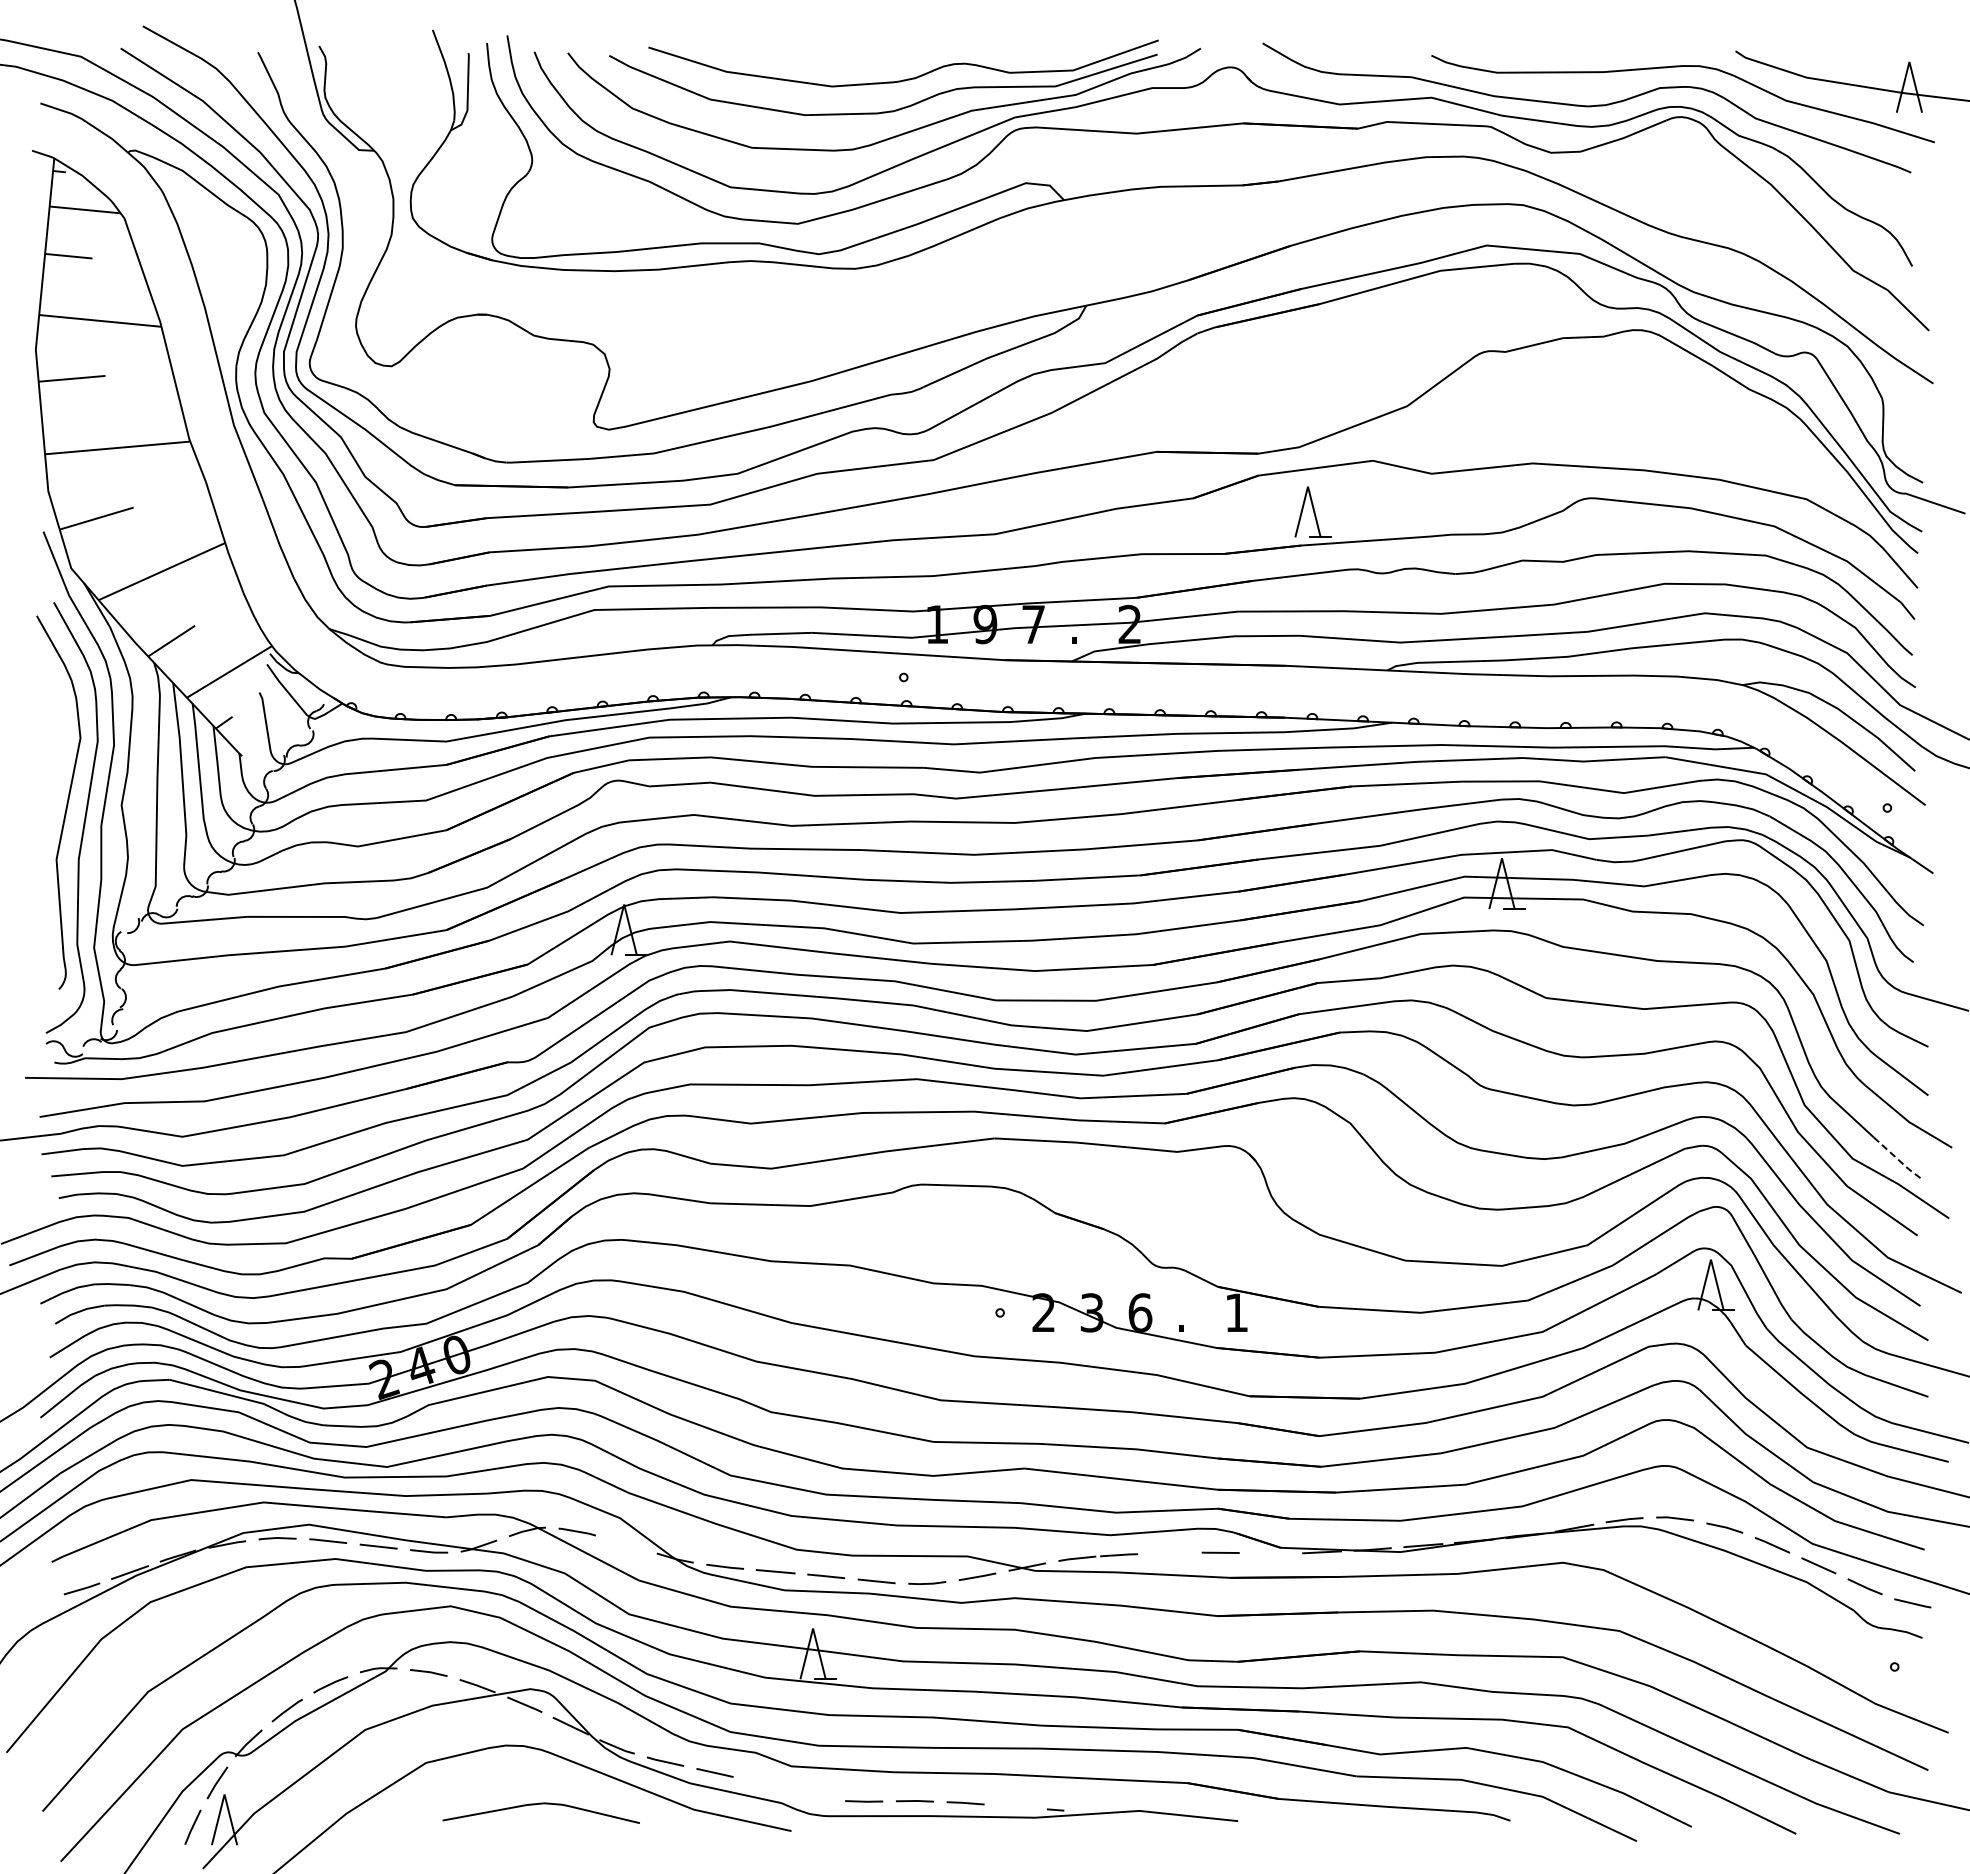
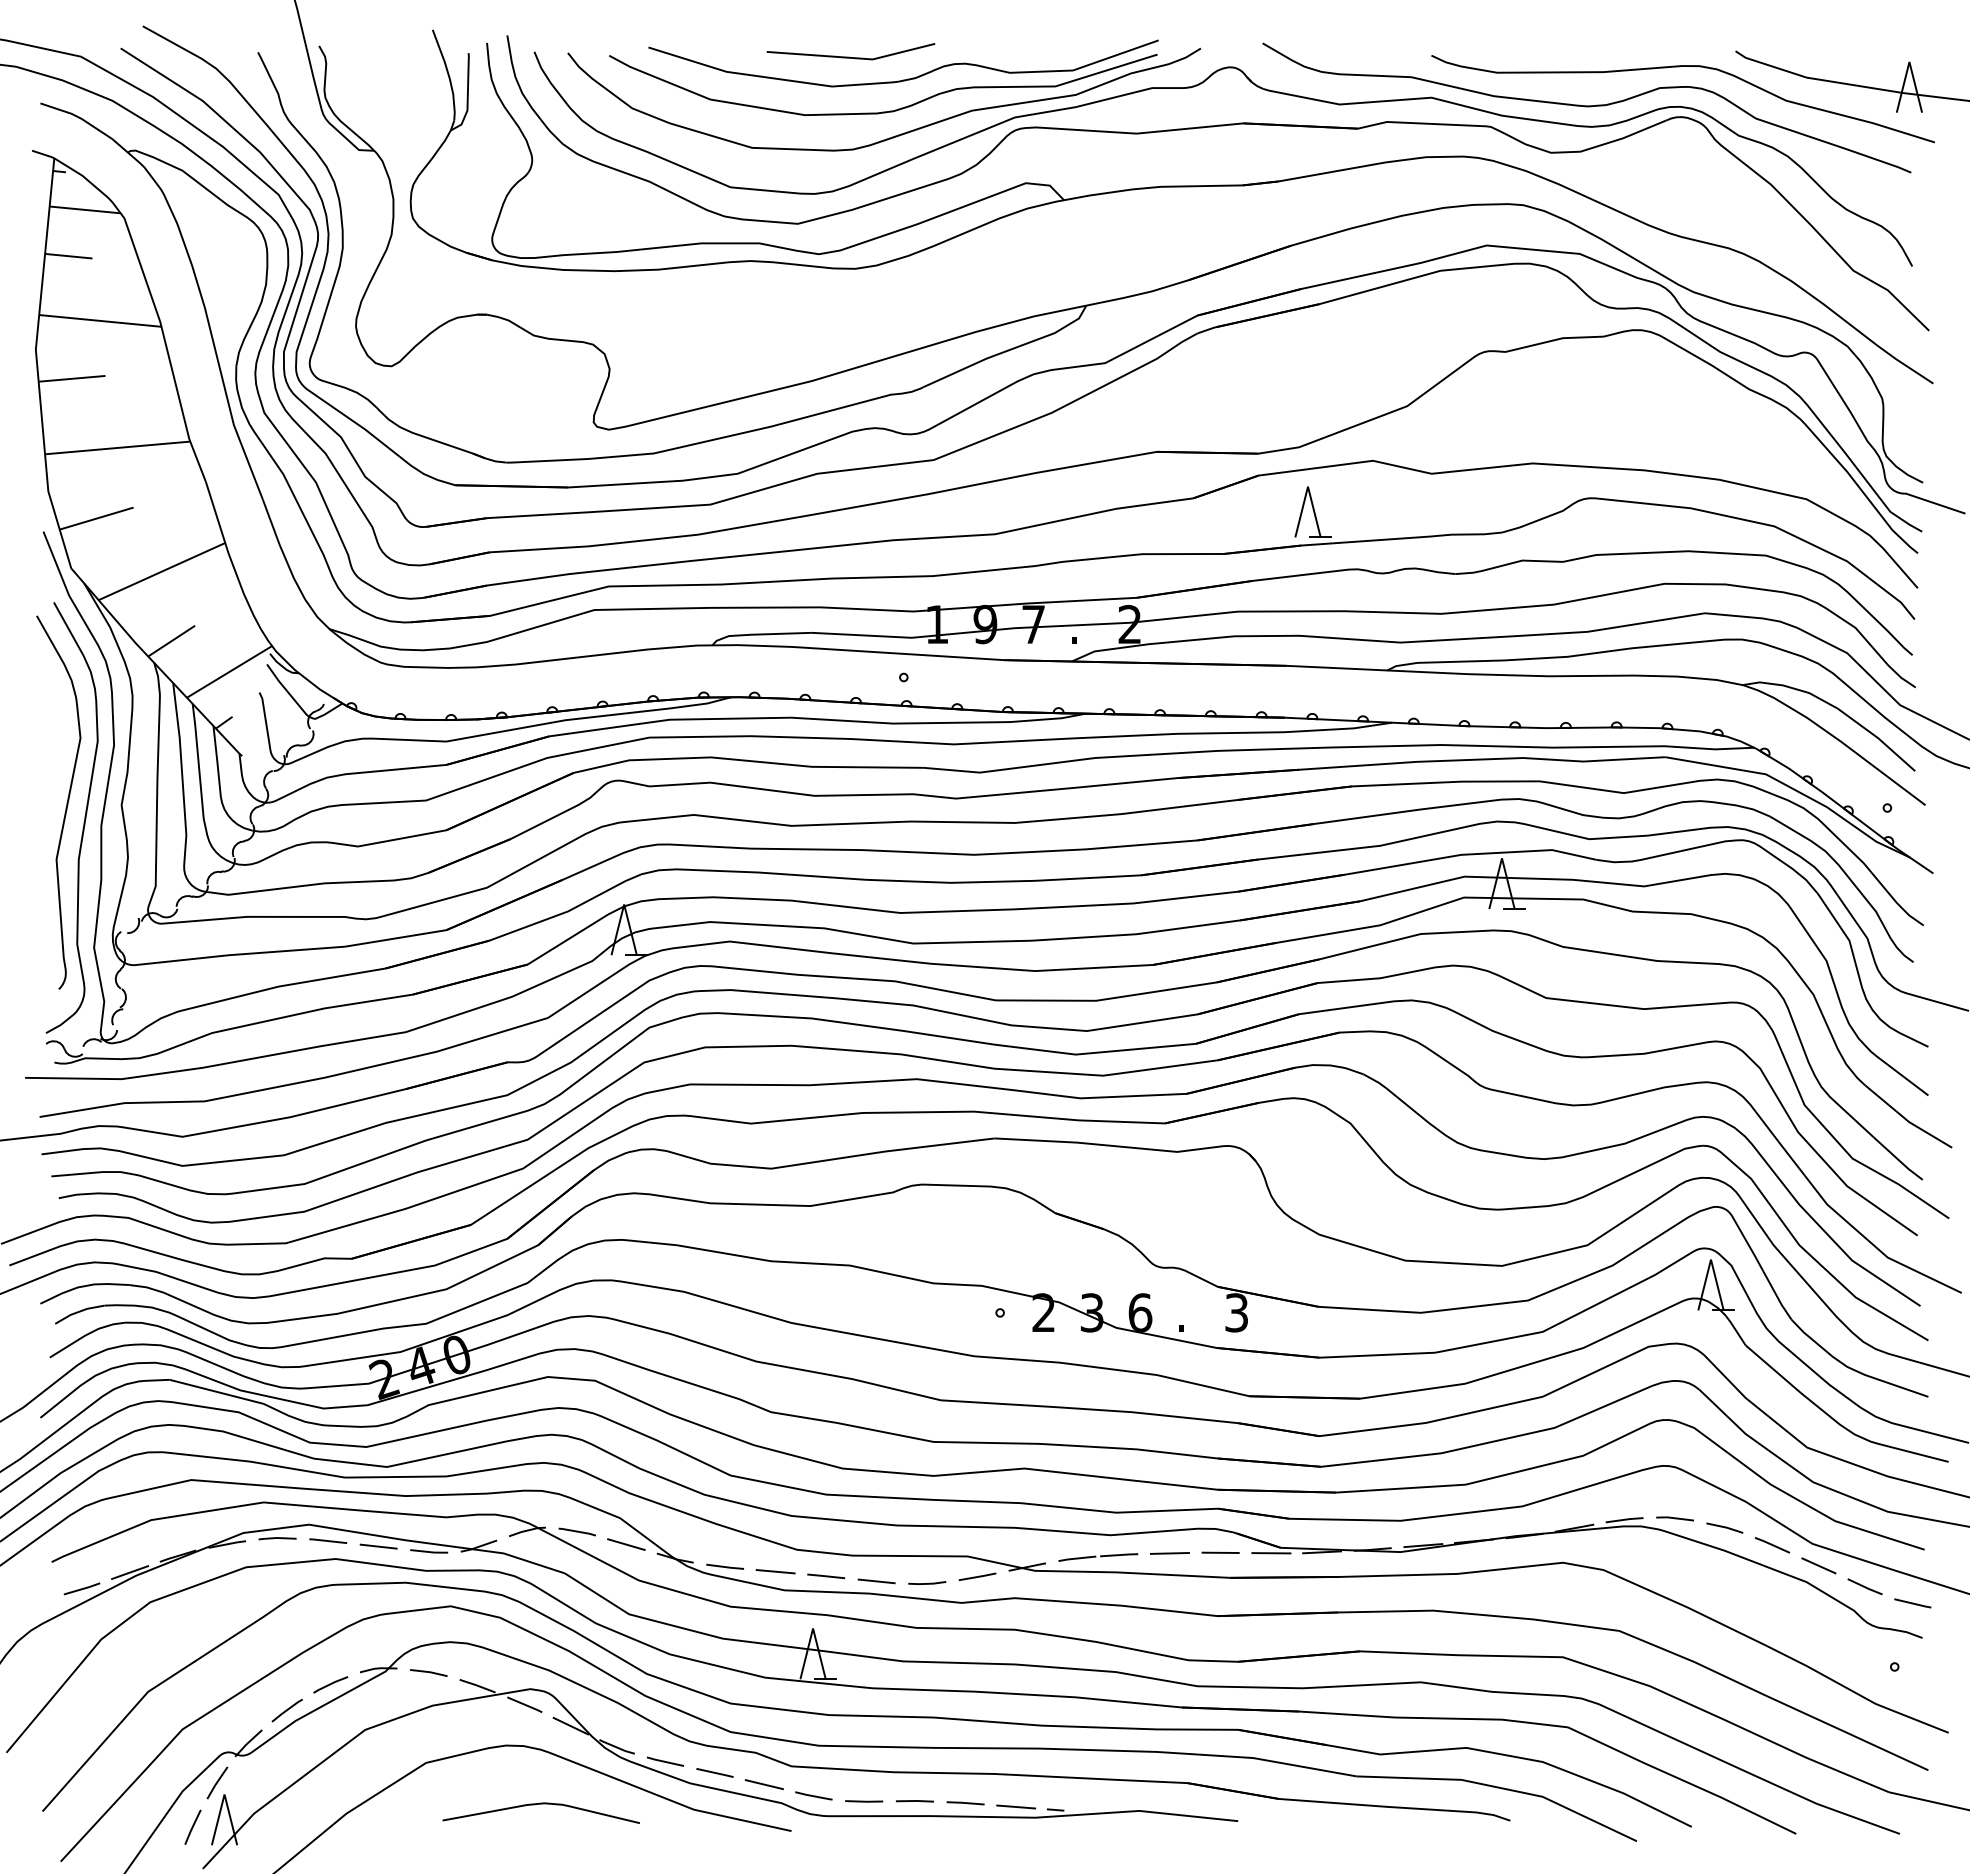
line: none -> present (849, 56)
line: dashed -> solid (1898, 1159)
text: 1 -> 3 (1236, 1312)
line: none -> present (626, 1544)
line: none -> present (1169, 1552)
line: none -> present (1271, 1553)
line: none -> present (763, 1784)
line: none -> present (813, 1795)
line: none -> present (1016, 1806)
